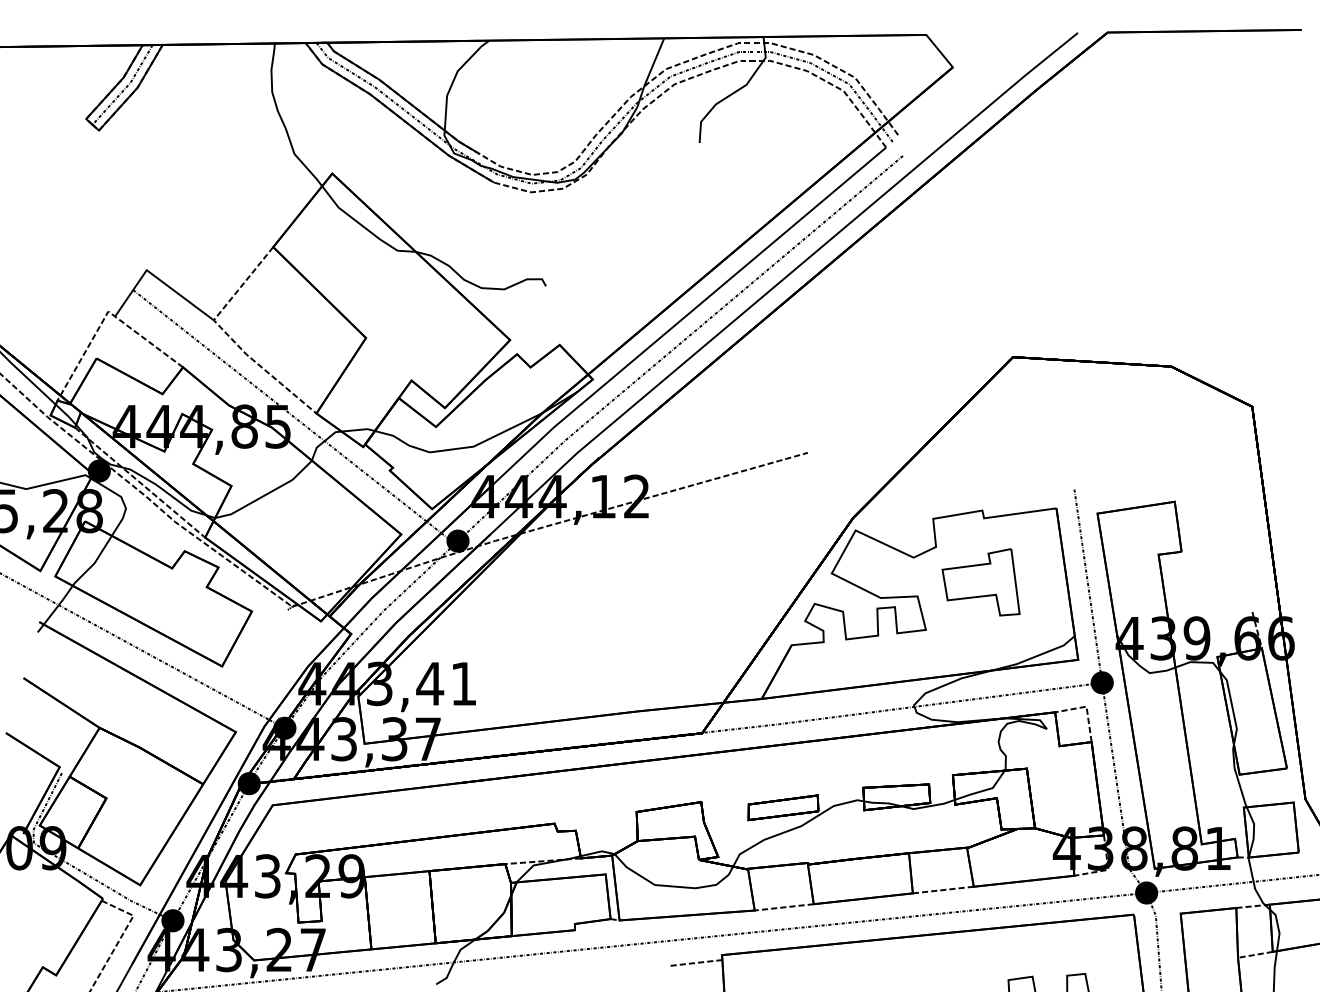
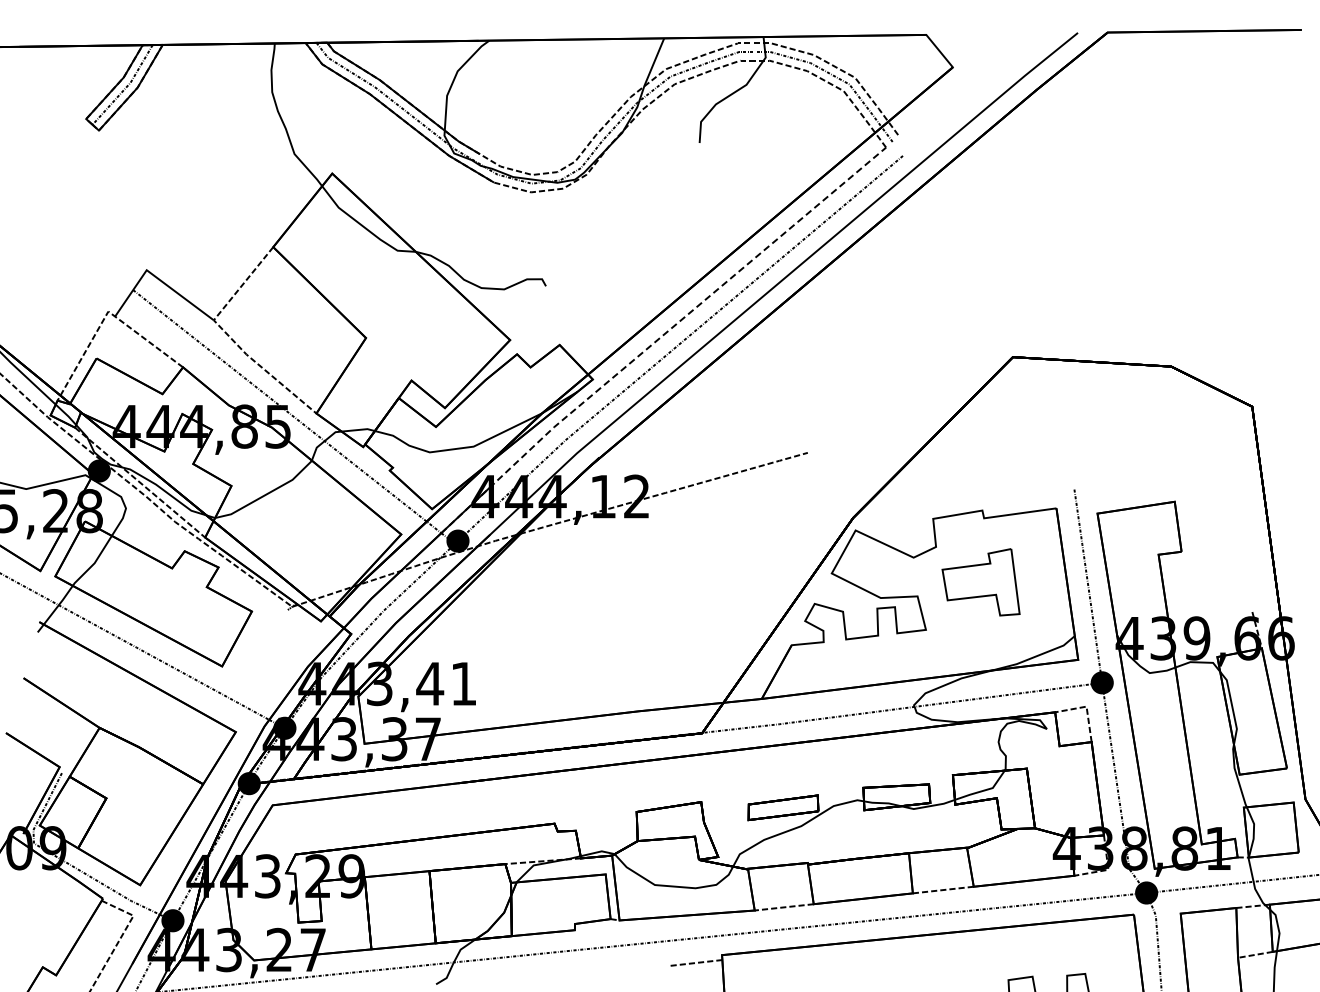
line: solid -> dashed (661, 337)
